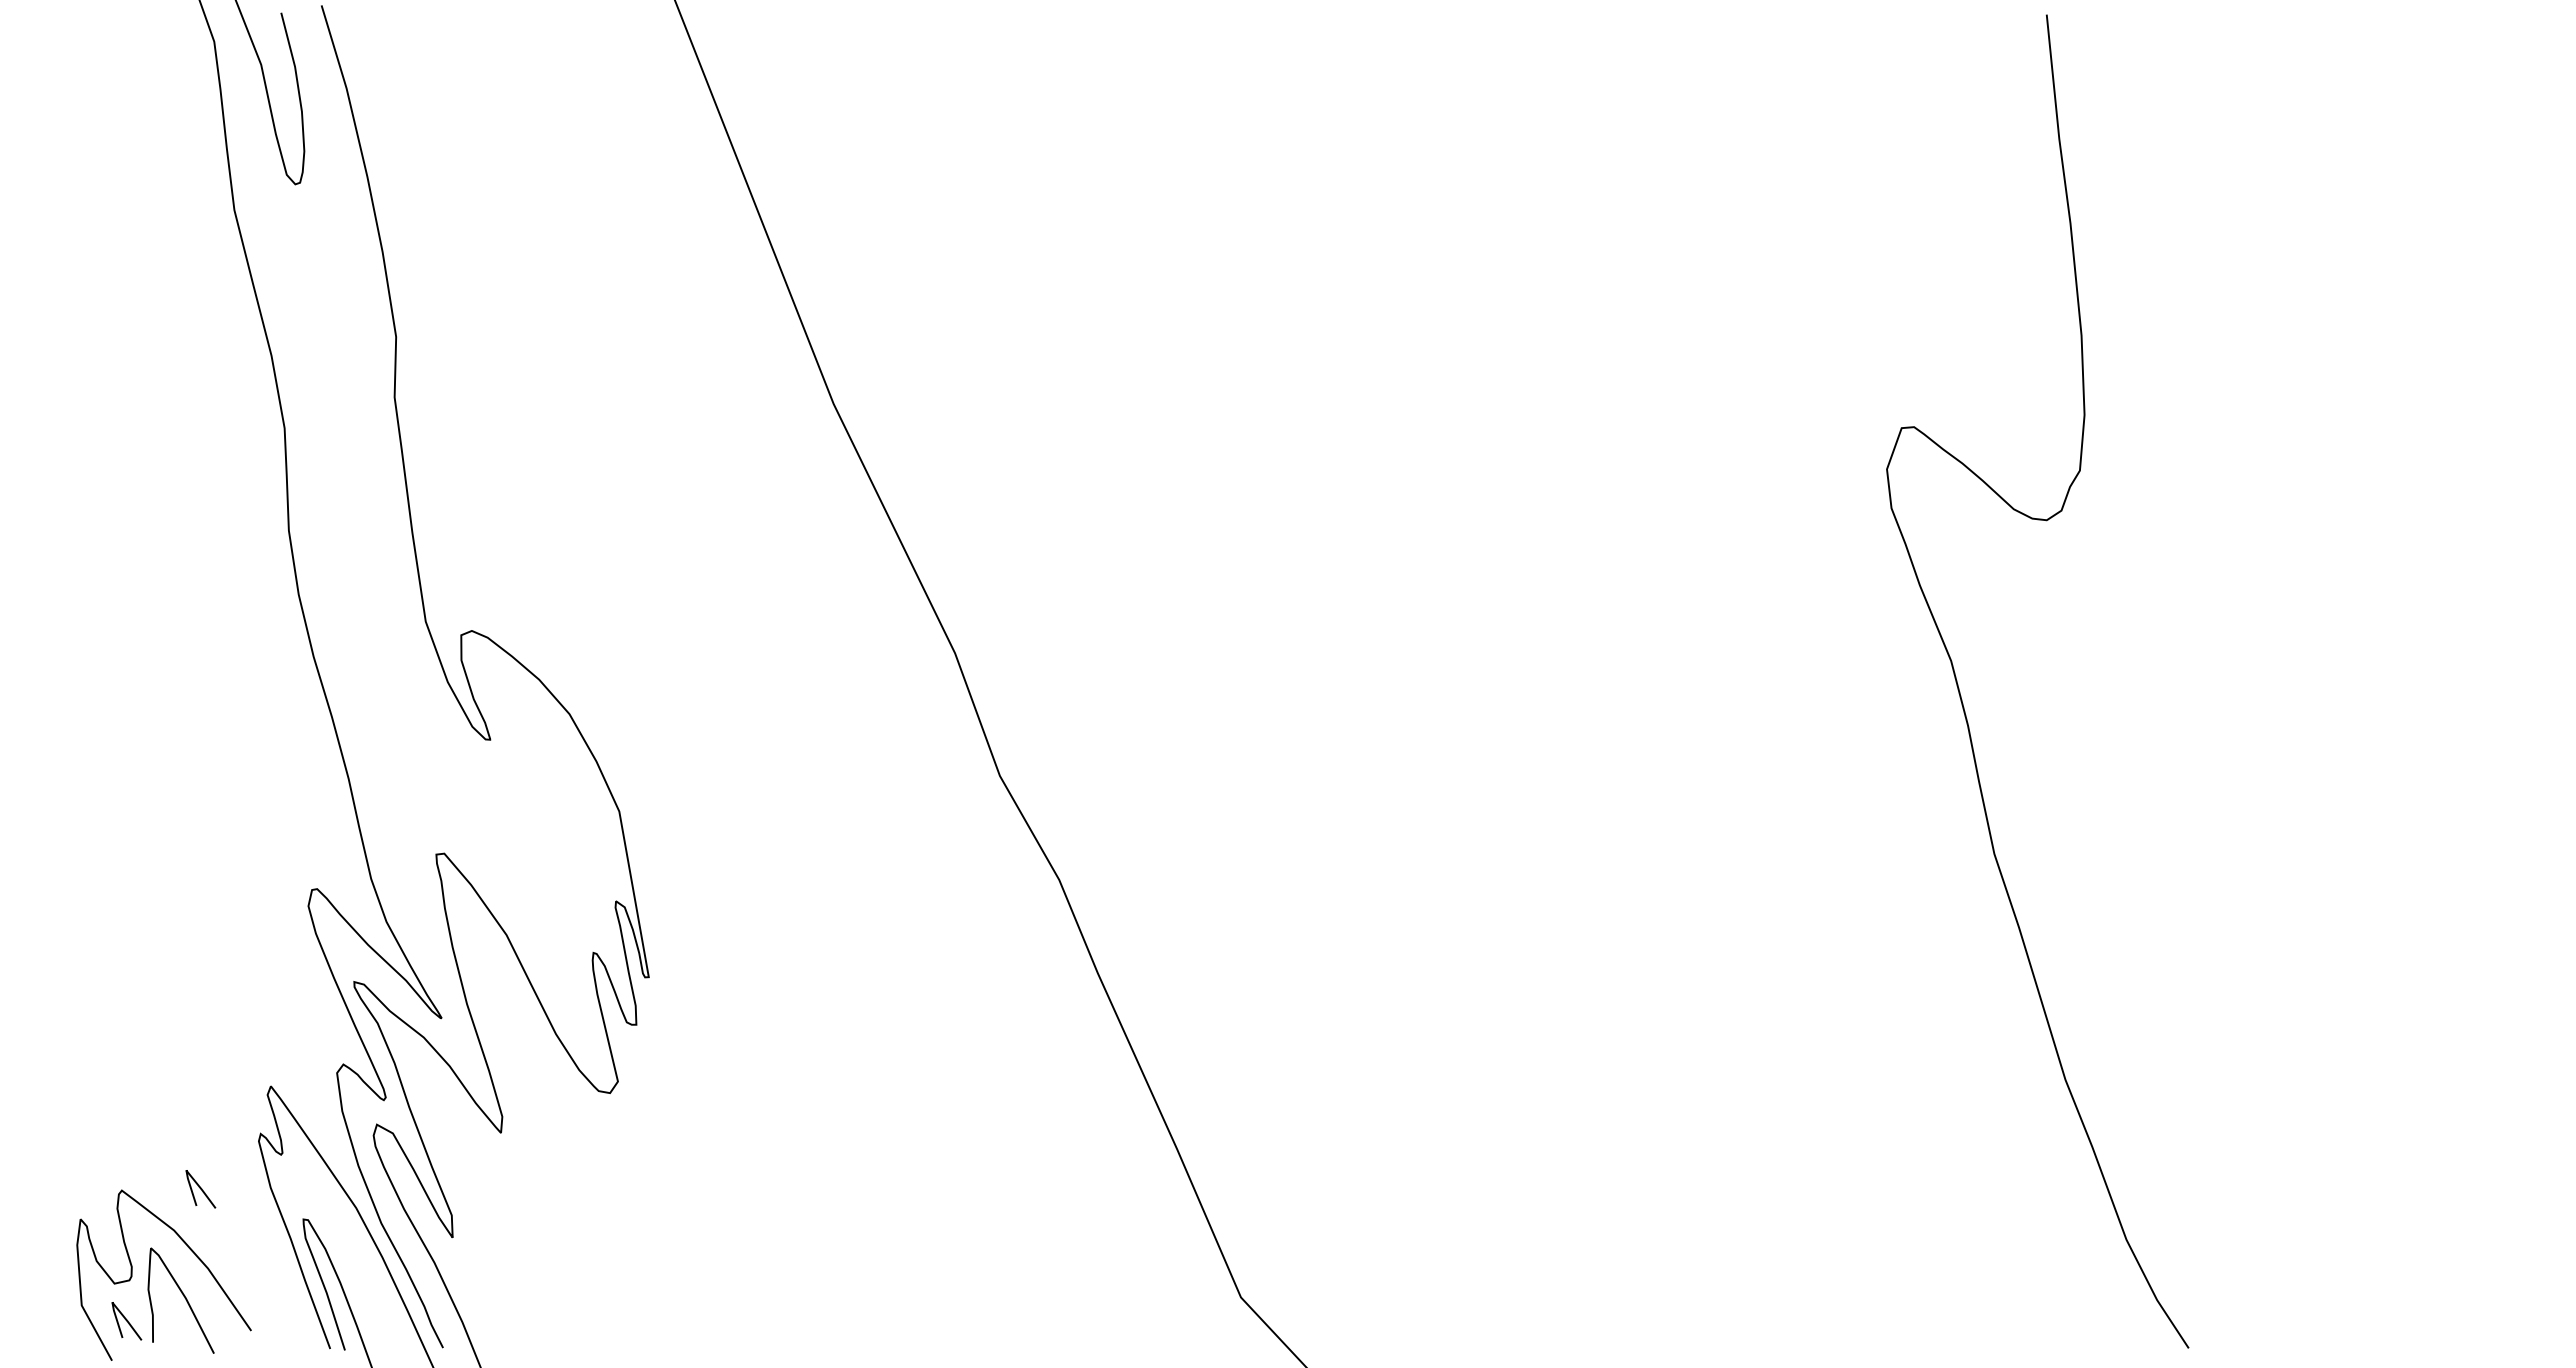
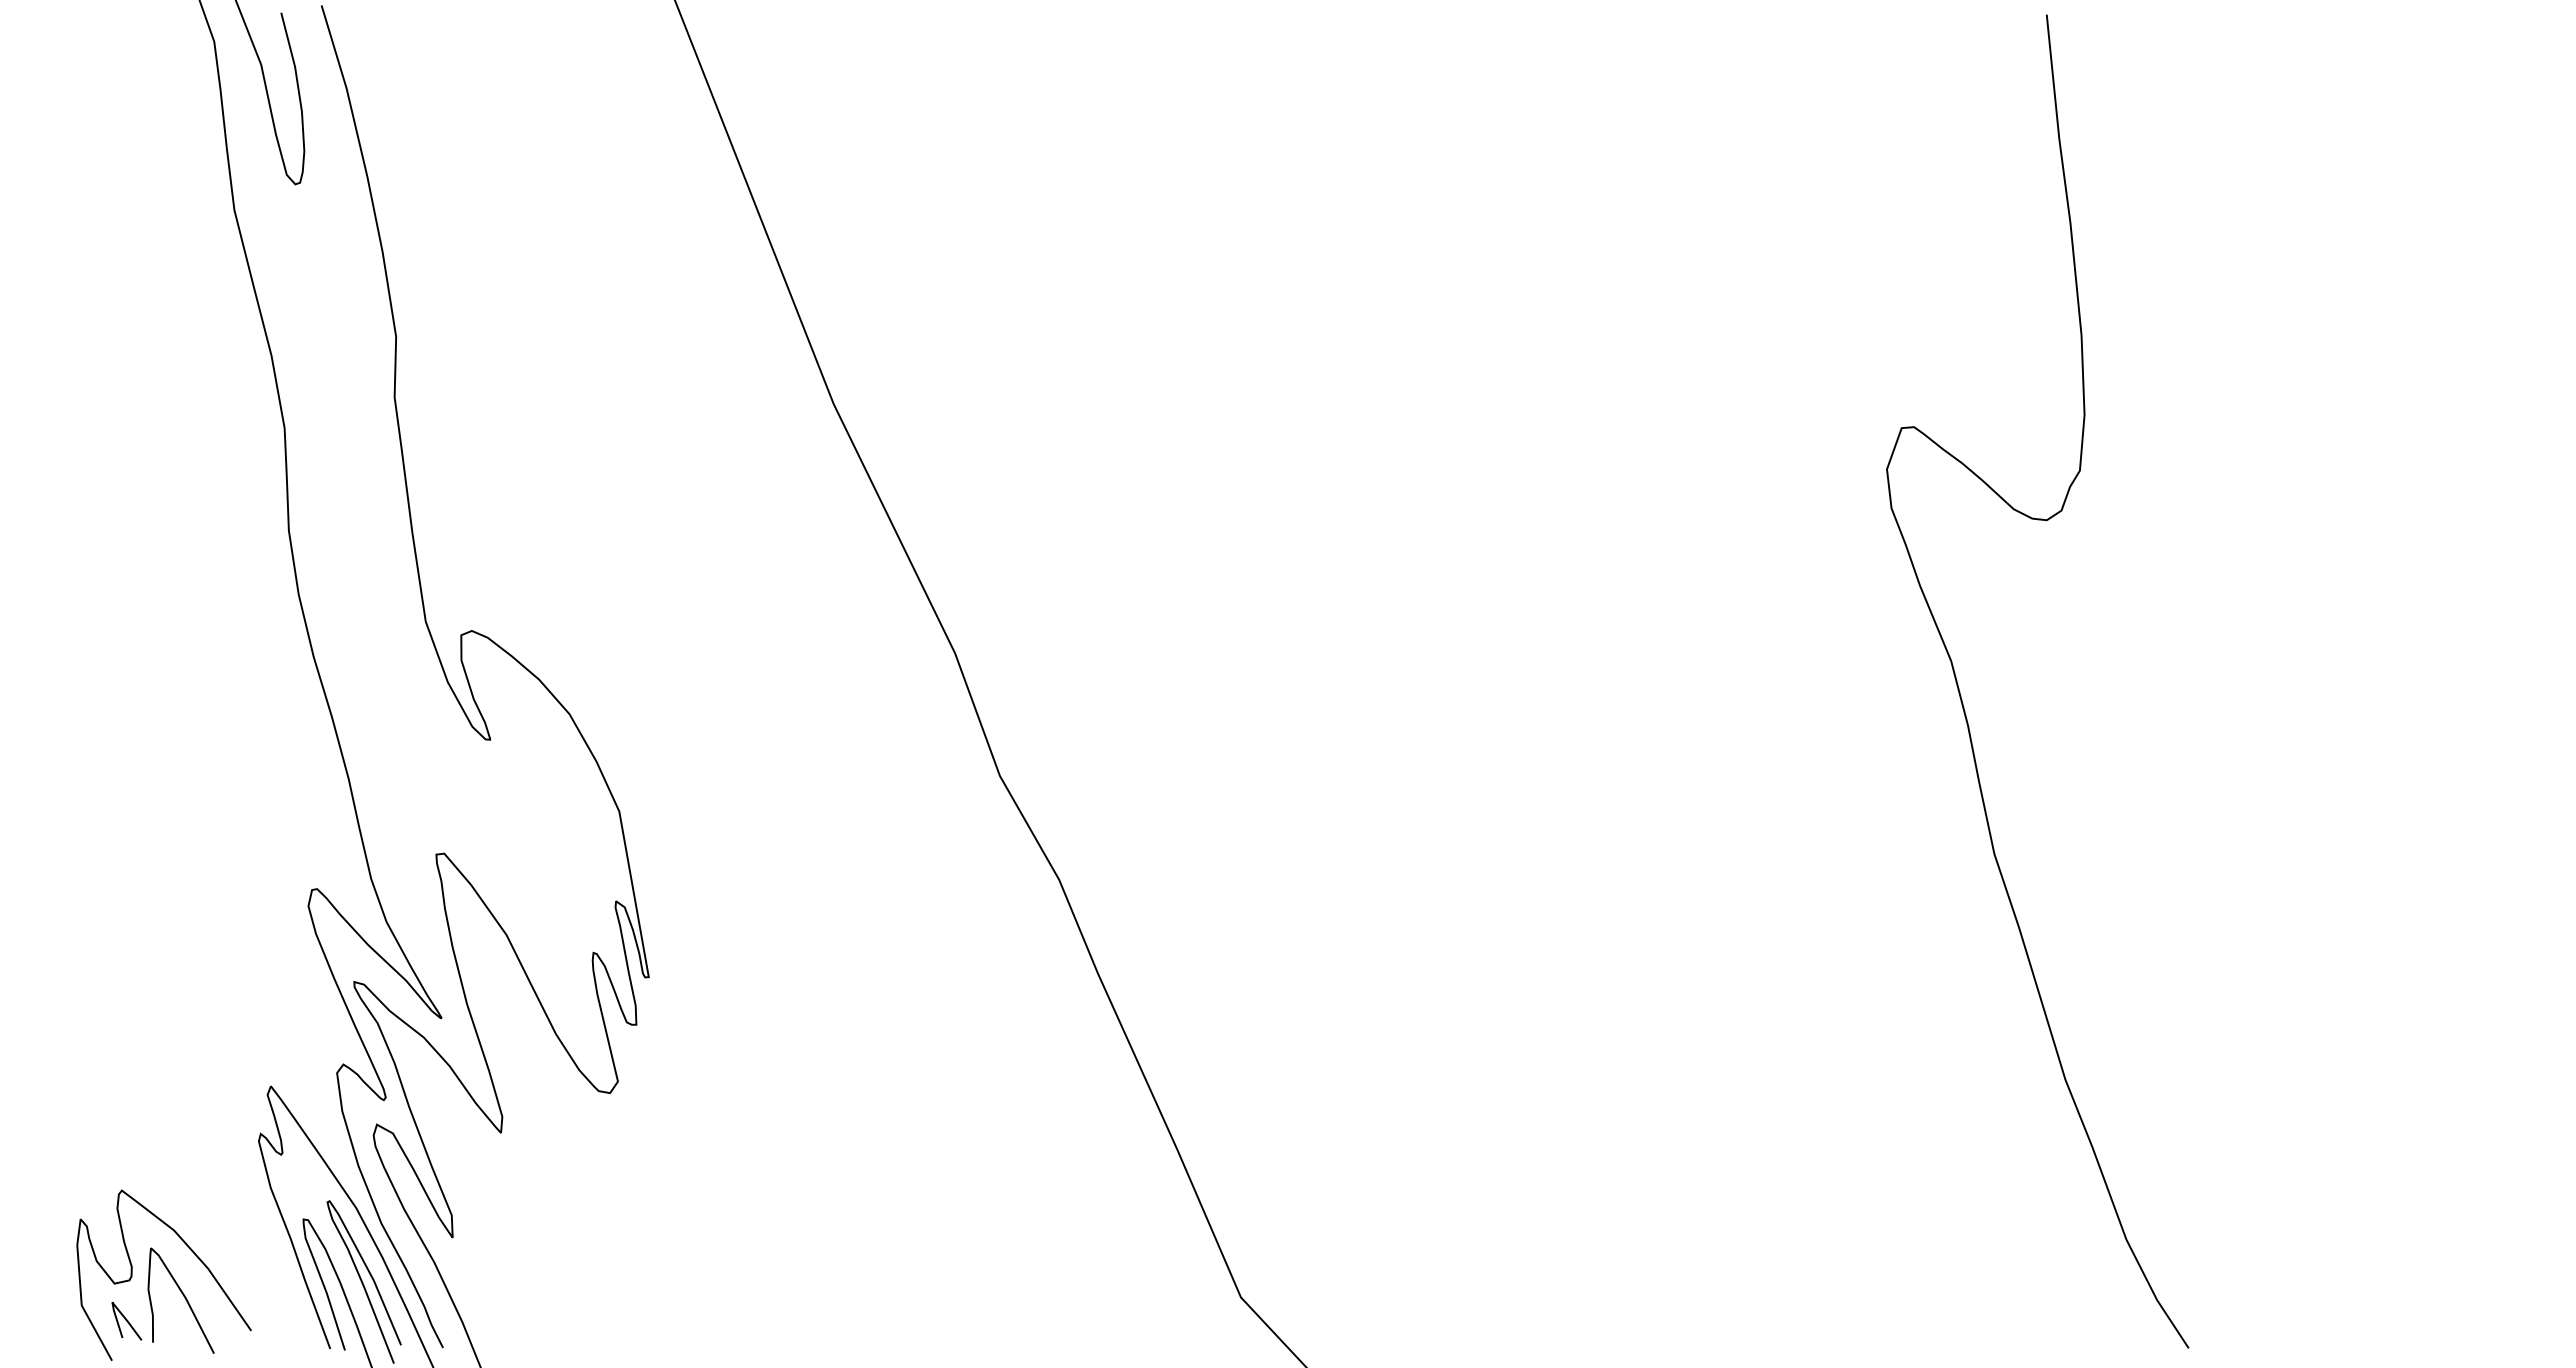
curve: present -> none (200, 1189)
curve: none -> present (362, 1281)
